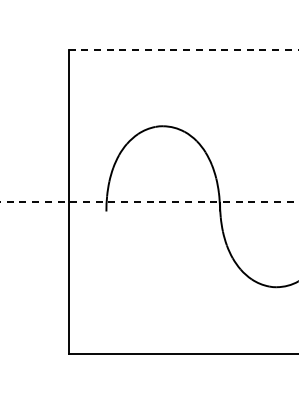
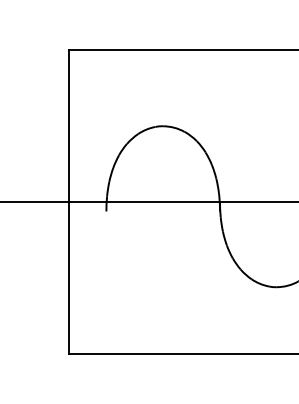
line: dashed -> solid (184, 50)
line: dashed -> solid (150, 201)
